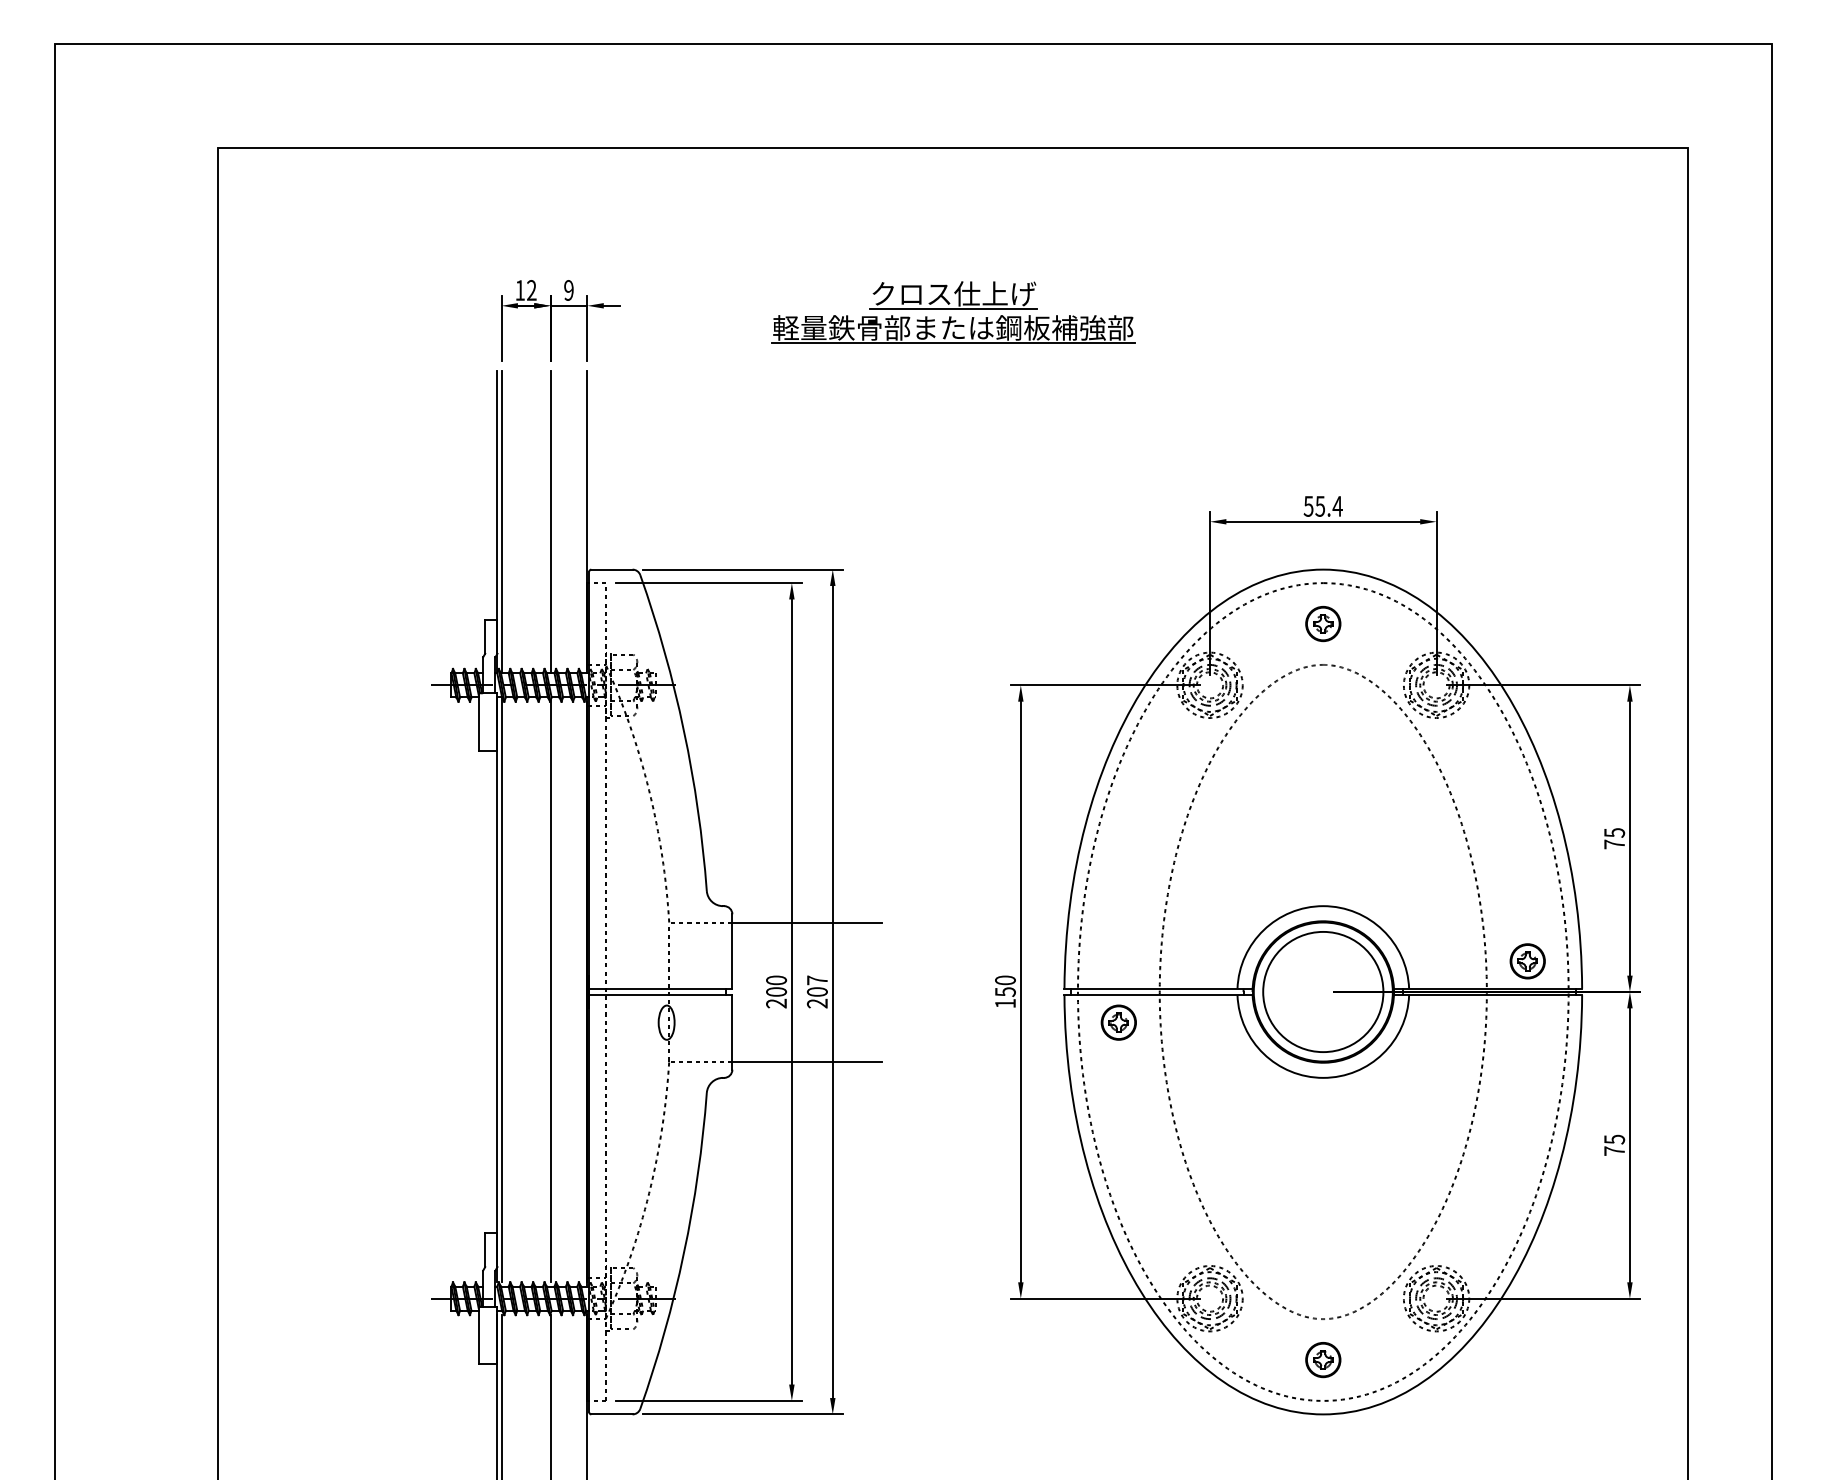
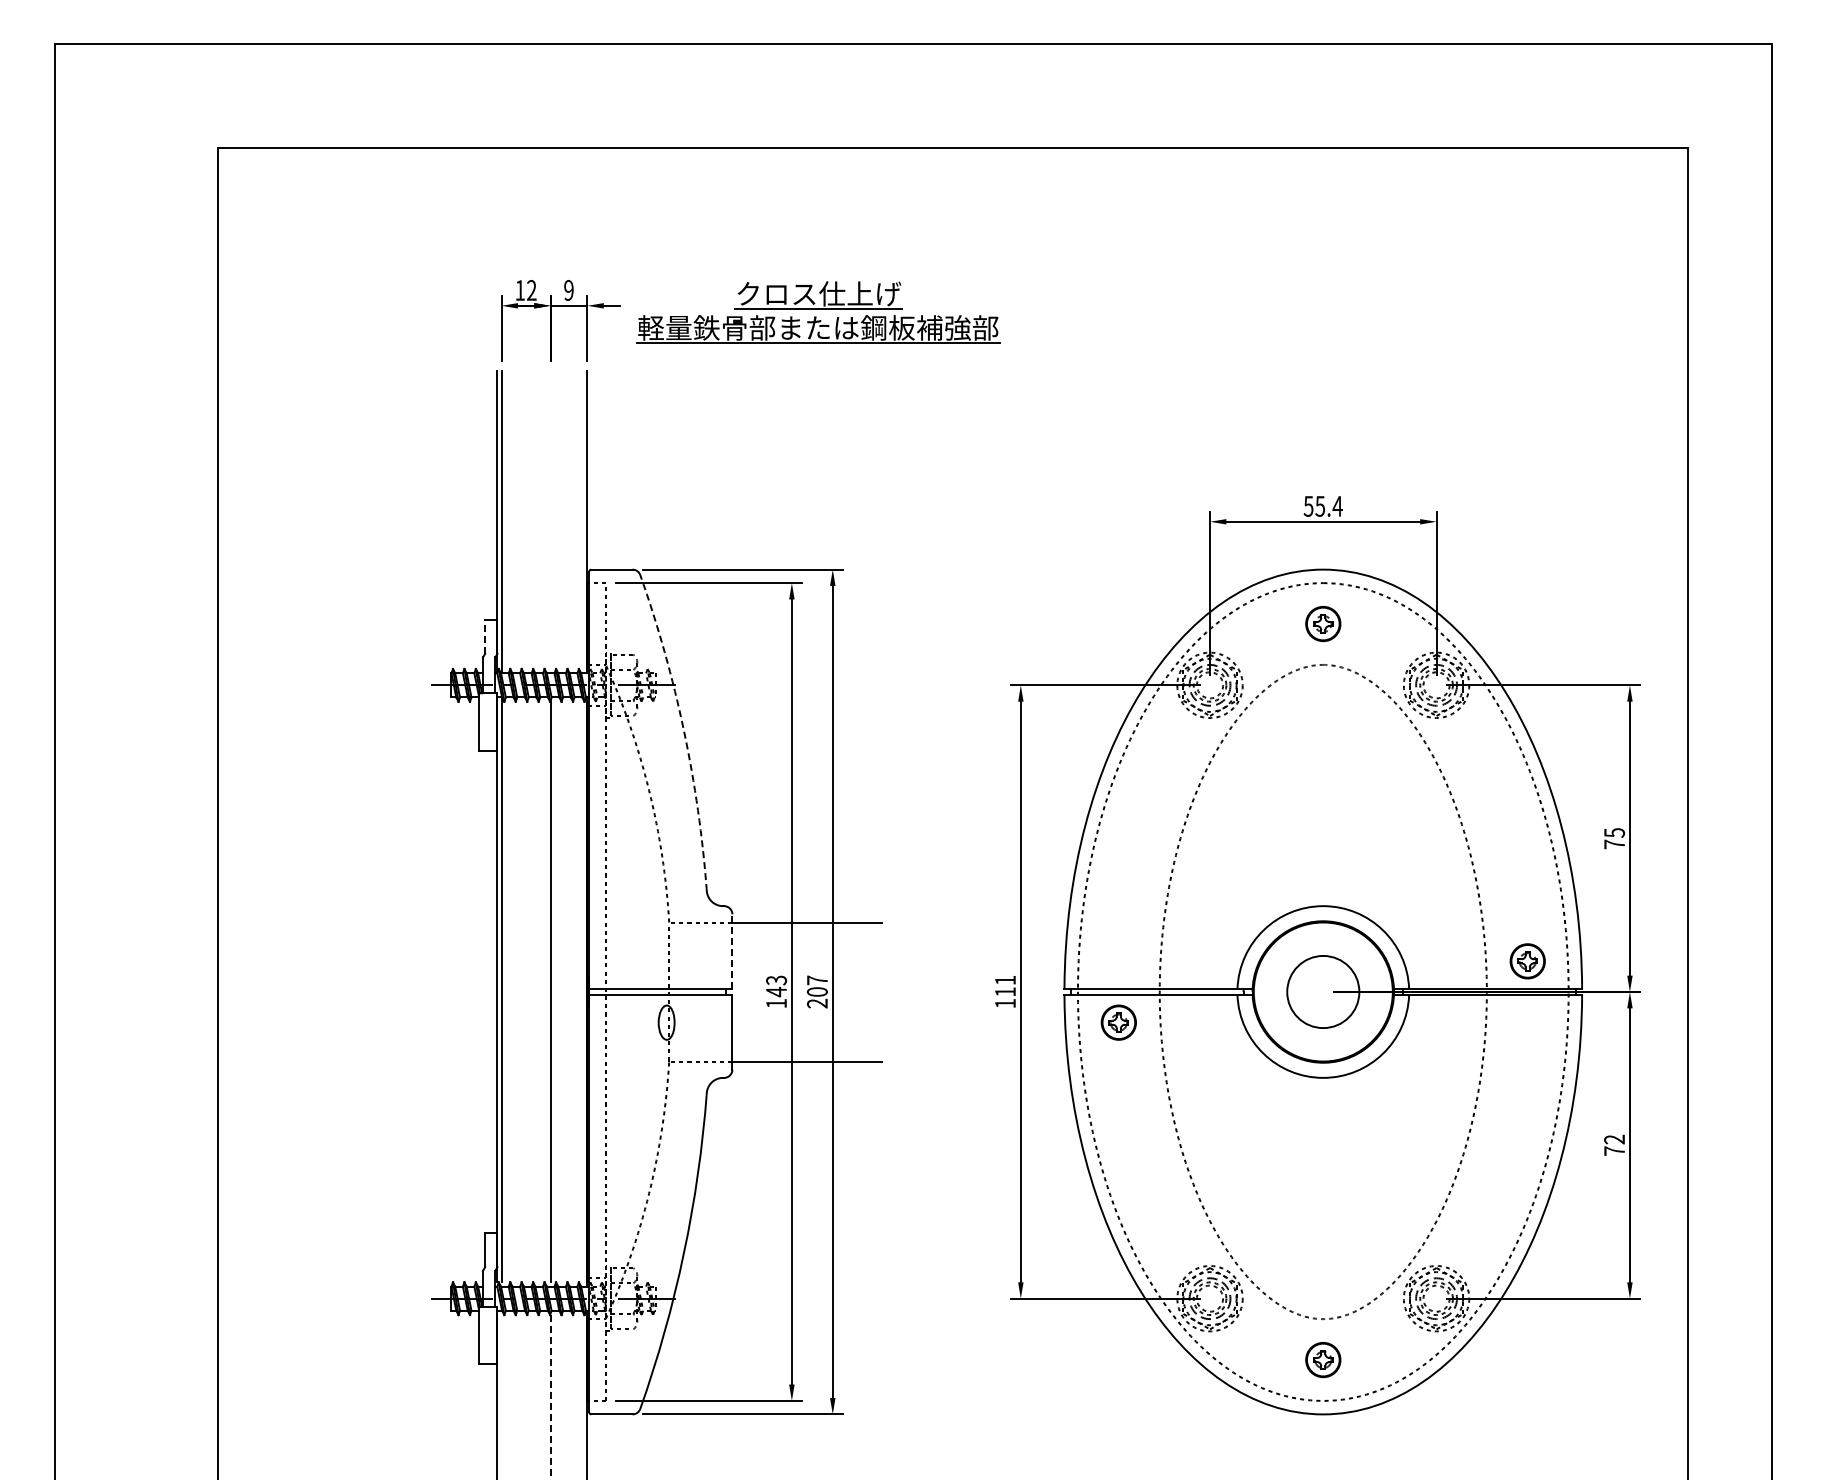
part position: (953, 312) -> (818, 312) (818, 312)
line: present -> none (550, 522)
line: solid -> dashed (485, 636)
arc: solid -> dashed (683, 730)
line: solid -> dashed (732, 951)
text: 150 -> 111 (1005, 985)
text: 200 -> 143 (776, 991)
circle diameter: 120 px -> 72 px (1323, 991)
text: 75 -> 72 (1614, 1139)
line: present -> none (501, 1395)
line: solid -> dashed (550, 1397)
